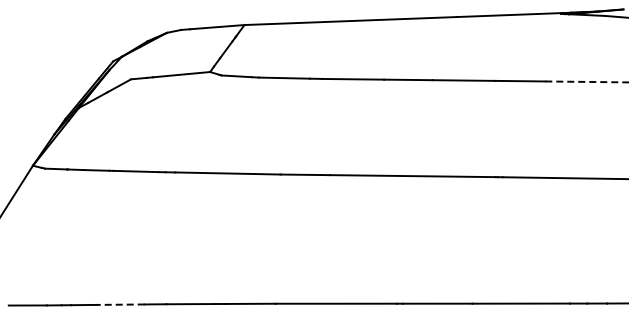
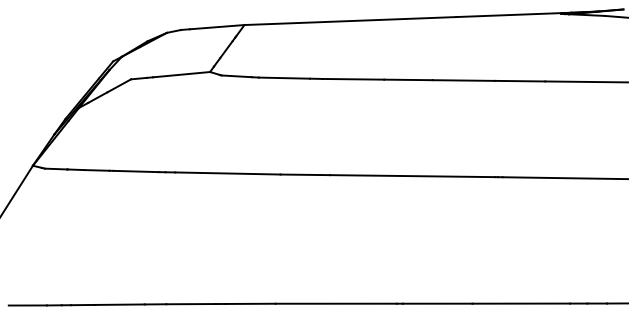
line: dashed -> solid (587, 81)
line: dashed -> solid (119, 304)
